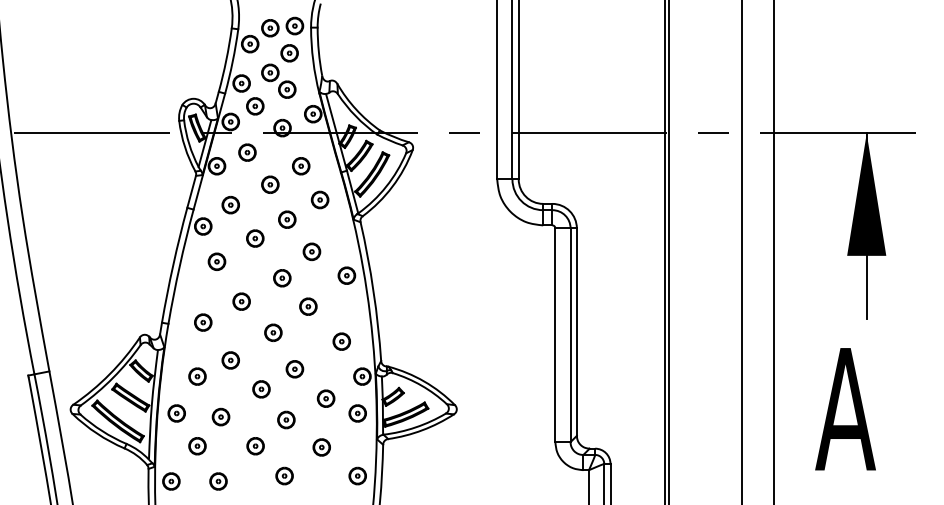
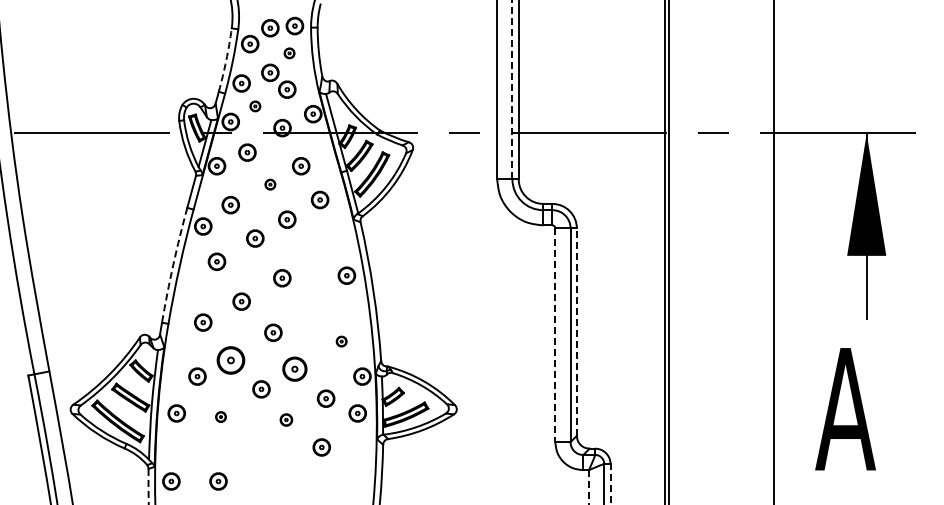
part size: 19x19 px -> 13x13 px (289, 53)
arc: solid -> dashed (226, 60)
line: solid -> dashed (512, 89)
part size: 19x19 px -> 13x13 px (255, 106)
part size: 19x19 px -> 13x13 px (270, 184)
part: present -> none (311, 251)
line: present -> none (742, 251)
arc: solid -> dashed (173, 265)
part: present -> none (308, 306)
line: solid -> dashed (576, 332)
line: solid -> dashed (555, 335)
part size: 19x19 px -> 13x13 px (341, 341)
part size: 19x19 px -> 30x29 px (230, 360)
part size: 20x19 px -> 26x26 px (294, 368)
part size: 20x20 px -> 12x12 px (220, 416)
part size: 19x20 px -> 15x14 px (286, 419)
part: present -> none (197, 446)
part: present -> none (255, 446)
part: present -> none (284, 475)
part: present -> none (357, 475)
line: solid -> dashed (610, 483)
arc: solid -> dashed (148, 487)
line: solid -> dashed (589, 487)
